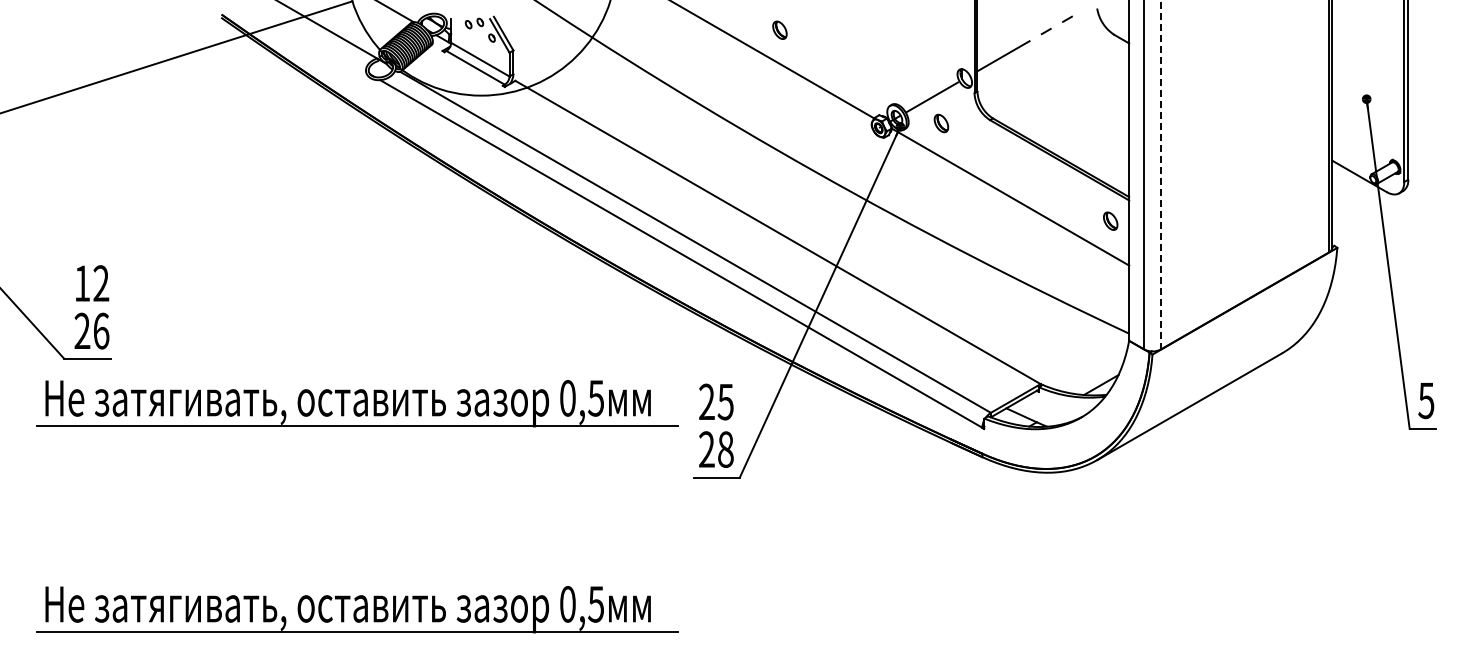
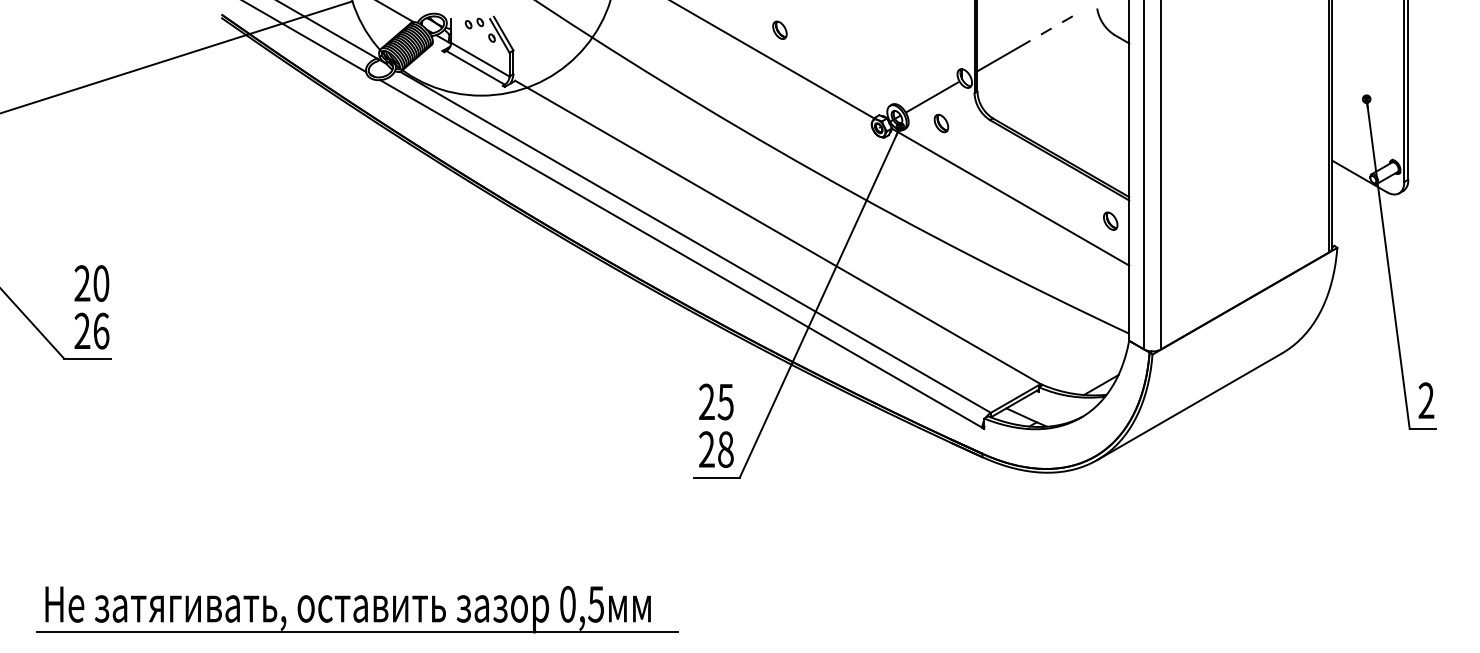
line: none -> present (305, 37)
line: dashed -> solid (1160, 175)
text: 12 -> 20 (91, 283)
text: 5 -> 2 (1426, 400)
part: present -> none (357, 403)
